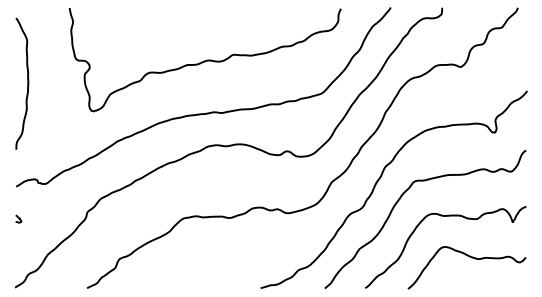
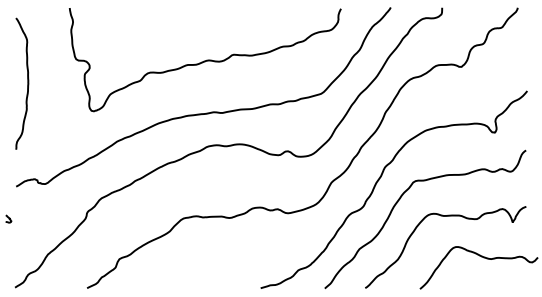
curve position: (18, 218) -> (8, 218) (8, 218)
curve position: (471, 258) -> (483, 258) (483, 258)
